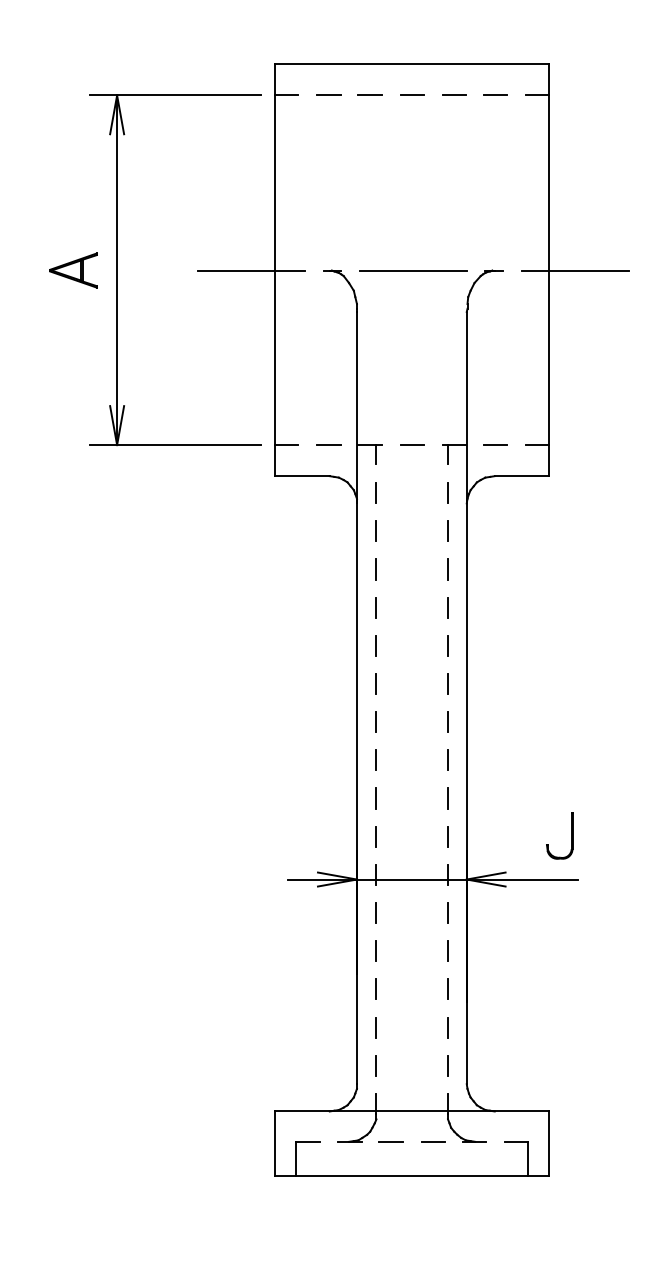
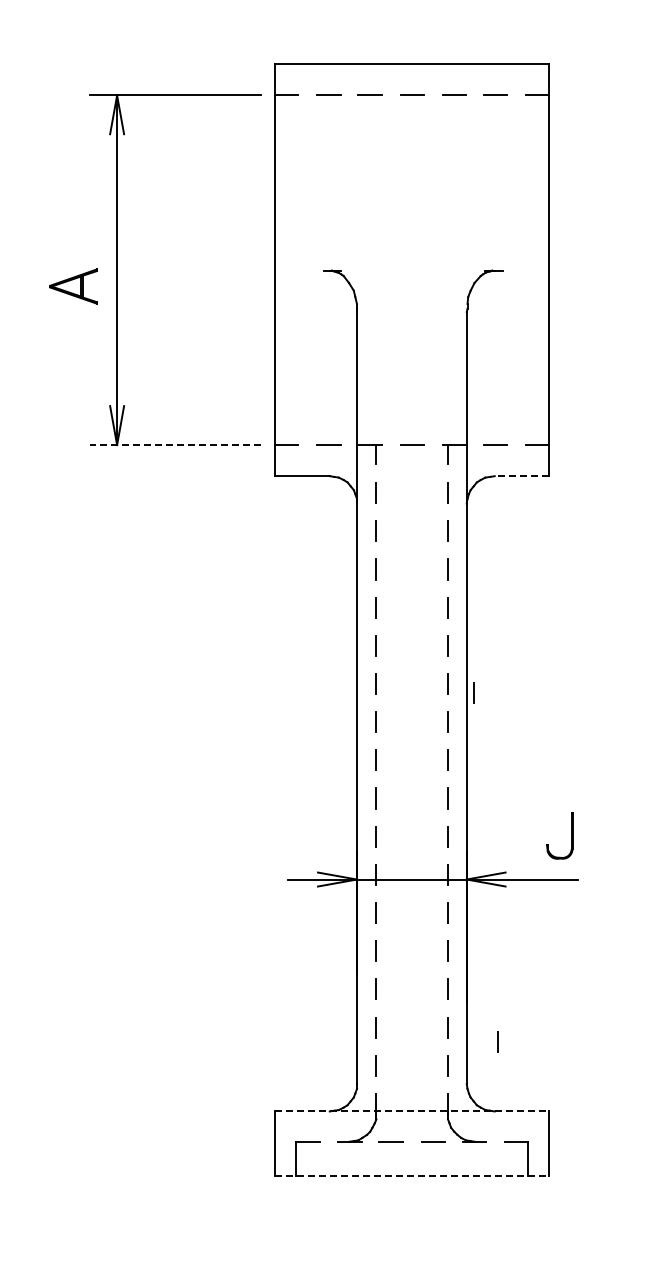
part position: (73, 270) -> (73, 286) (73, 286)
line: present -> none (251, 270)
line: present -> none (413, 270)
line: present -> none (574, 270)
line: solid -> dashed (175, 445)
line: solid -> dashed (521, 476)
line: none -> present (473, 692)
line: none -> present (497, 1041)
line: solid -> dashed (412, 1111)
line: solid -> dashed (412, 1176)
